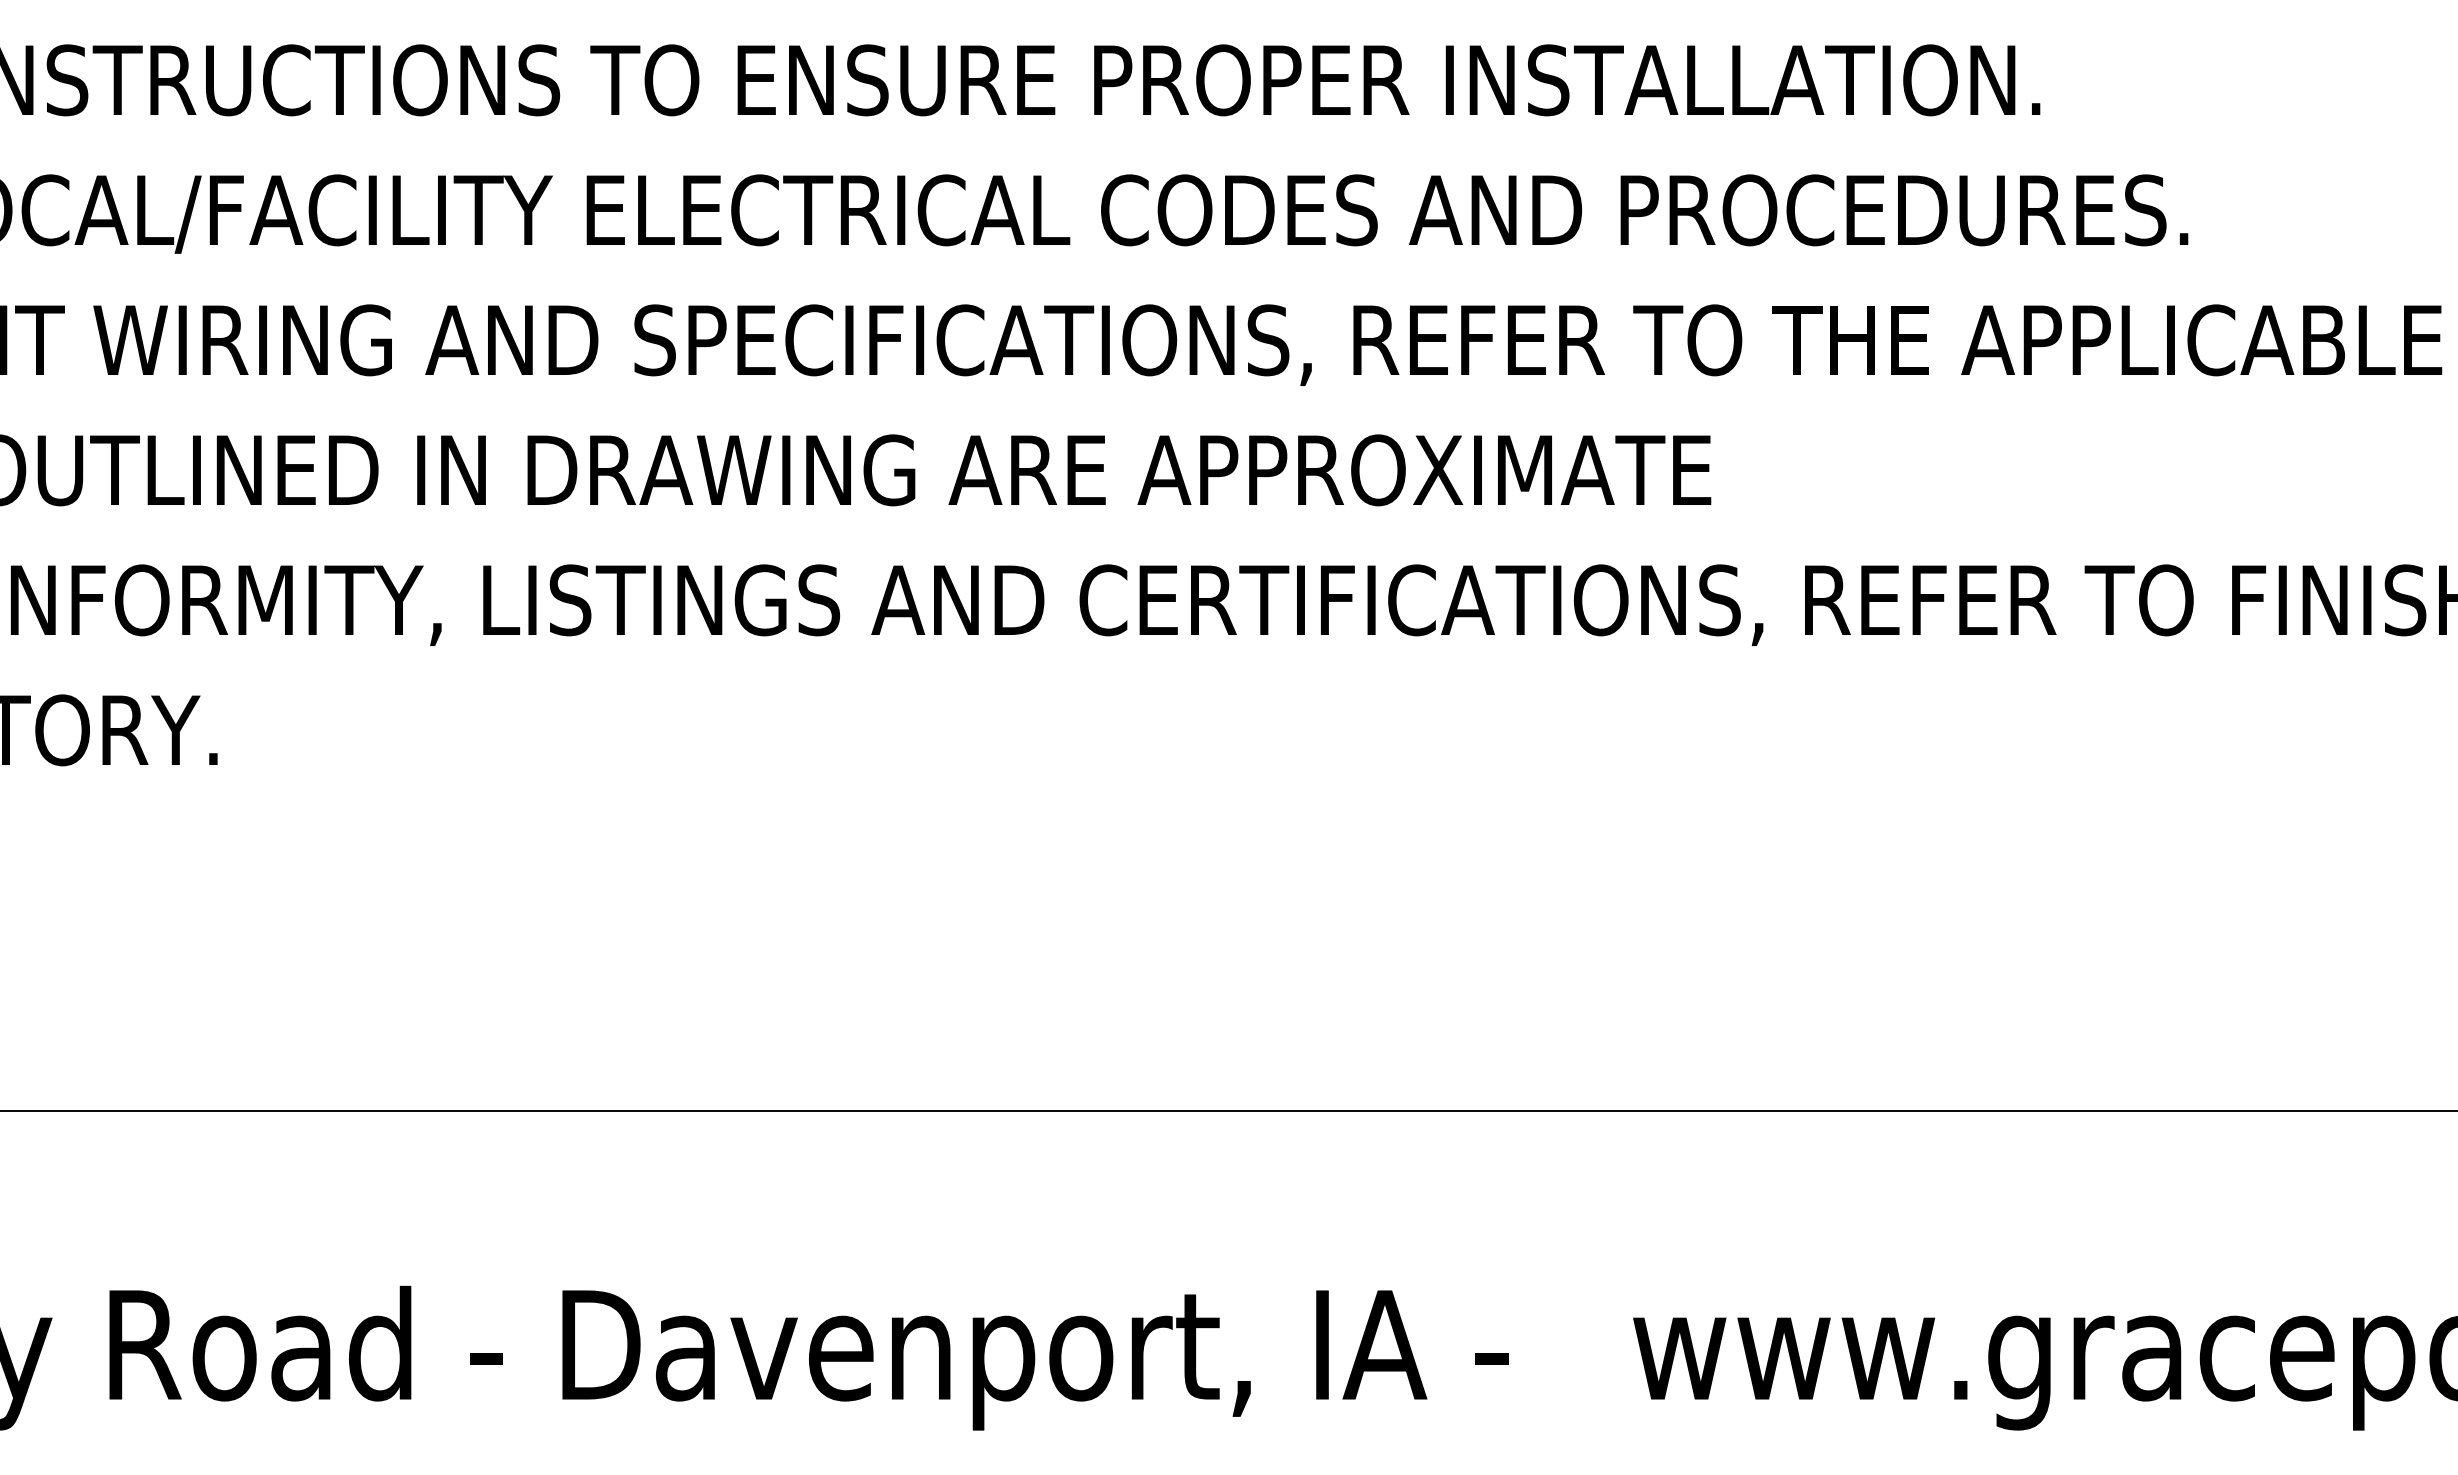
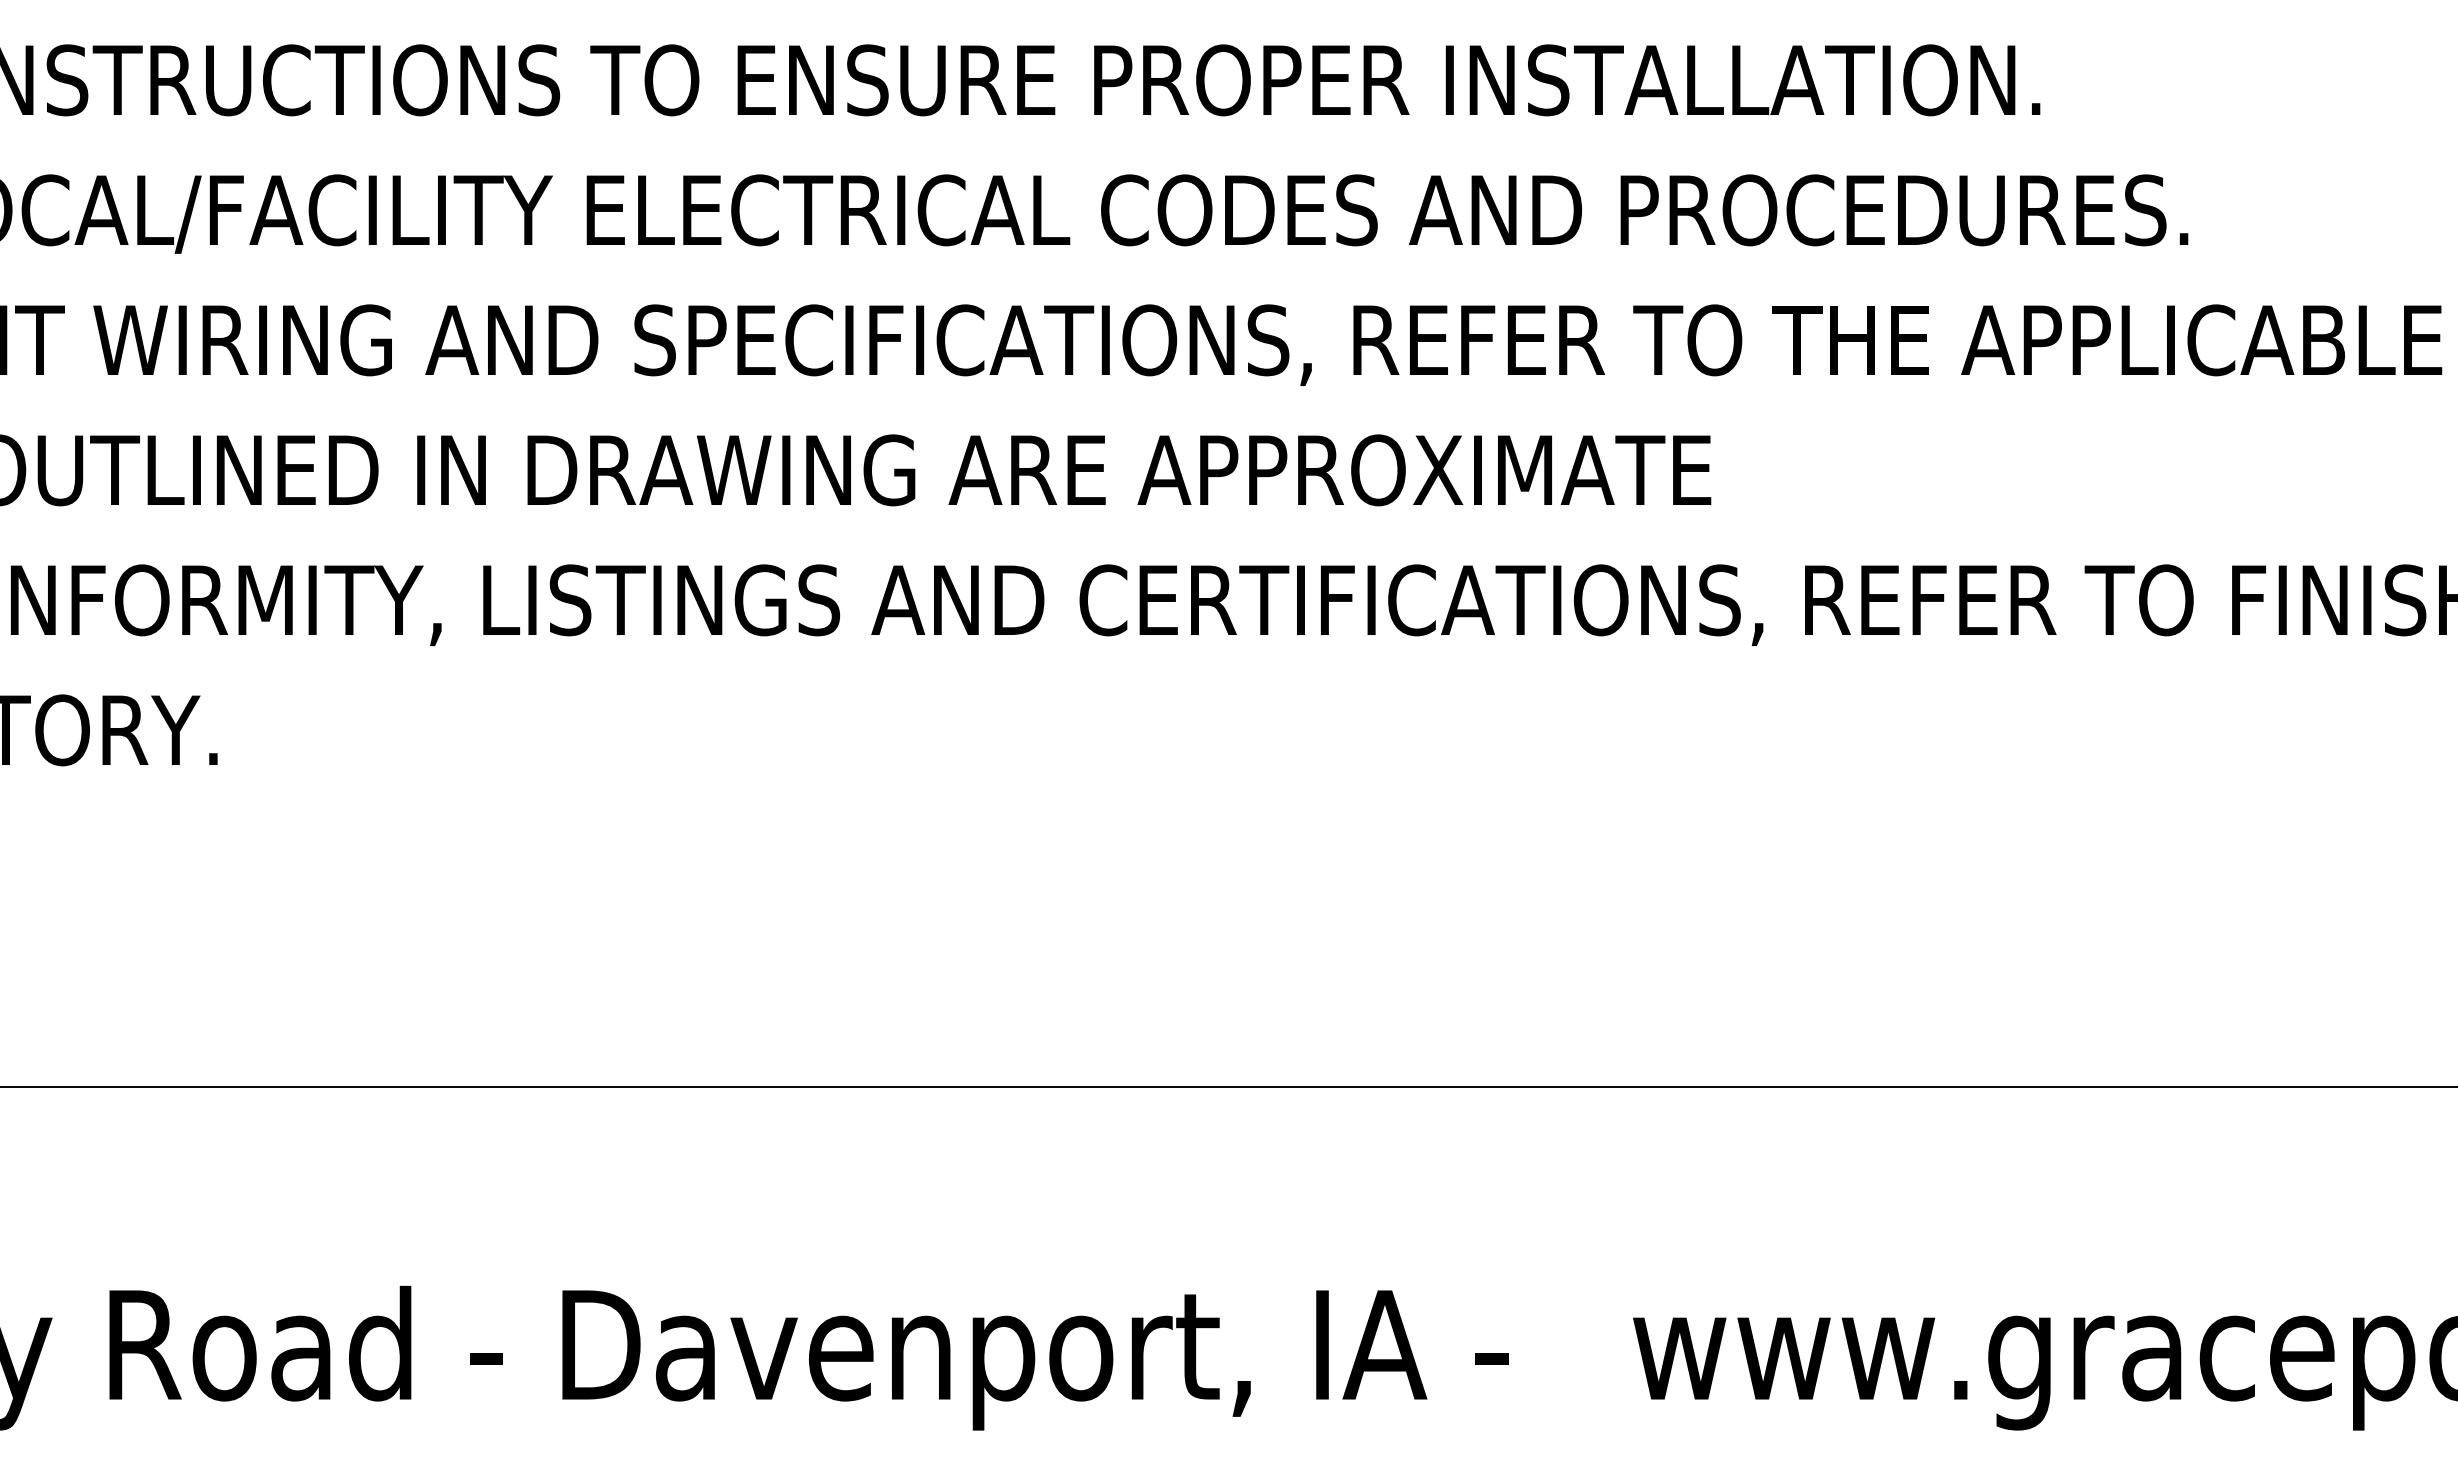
line position: (1228, 1111) -> (1228, 1087) (1228, 1087)
